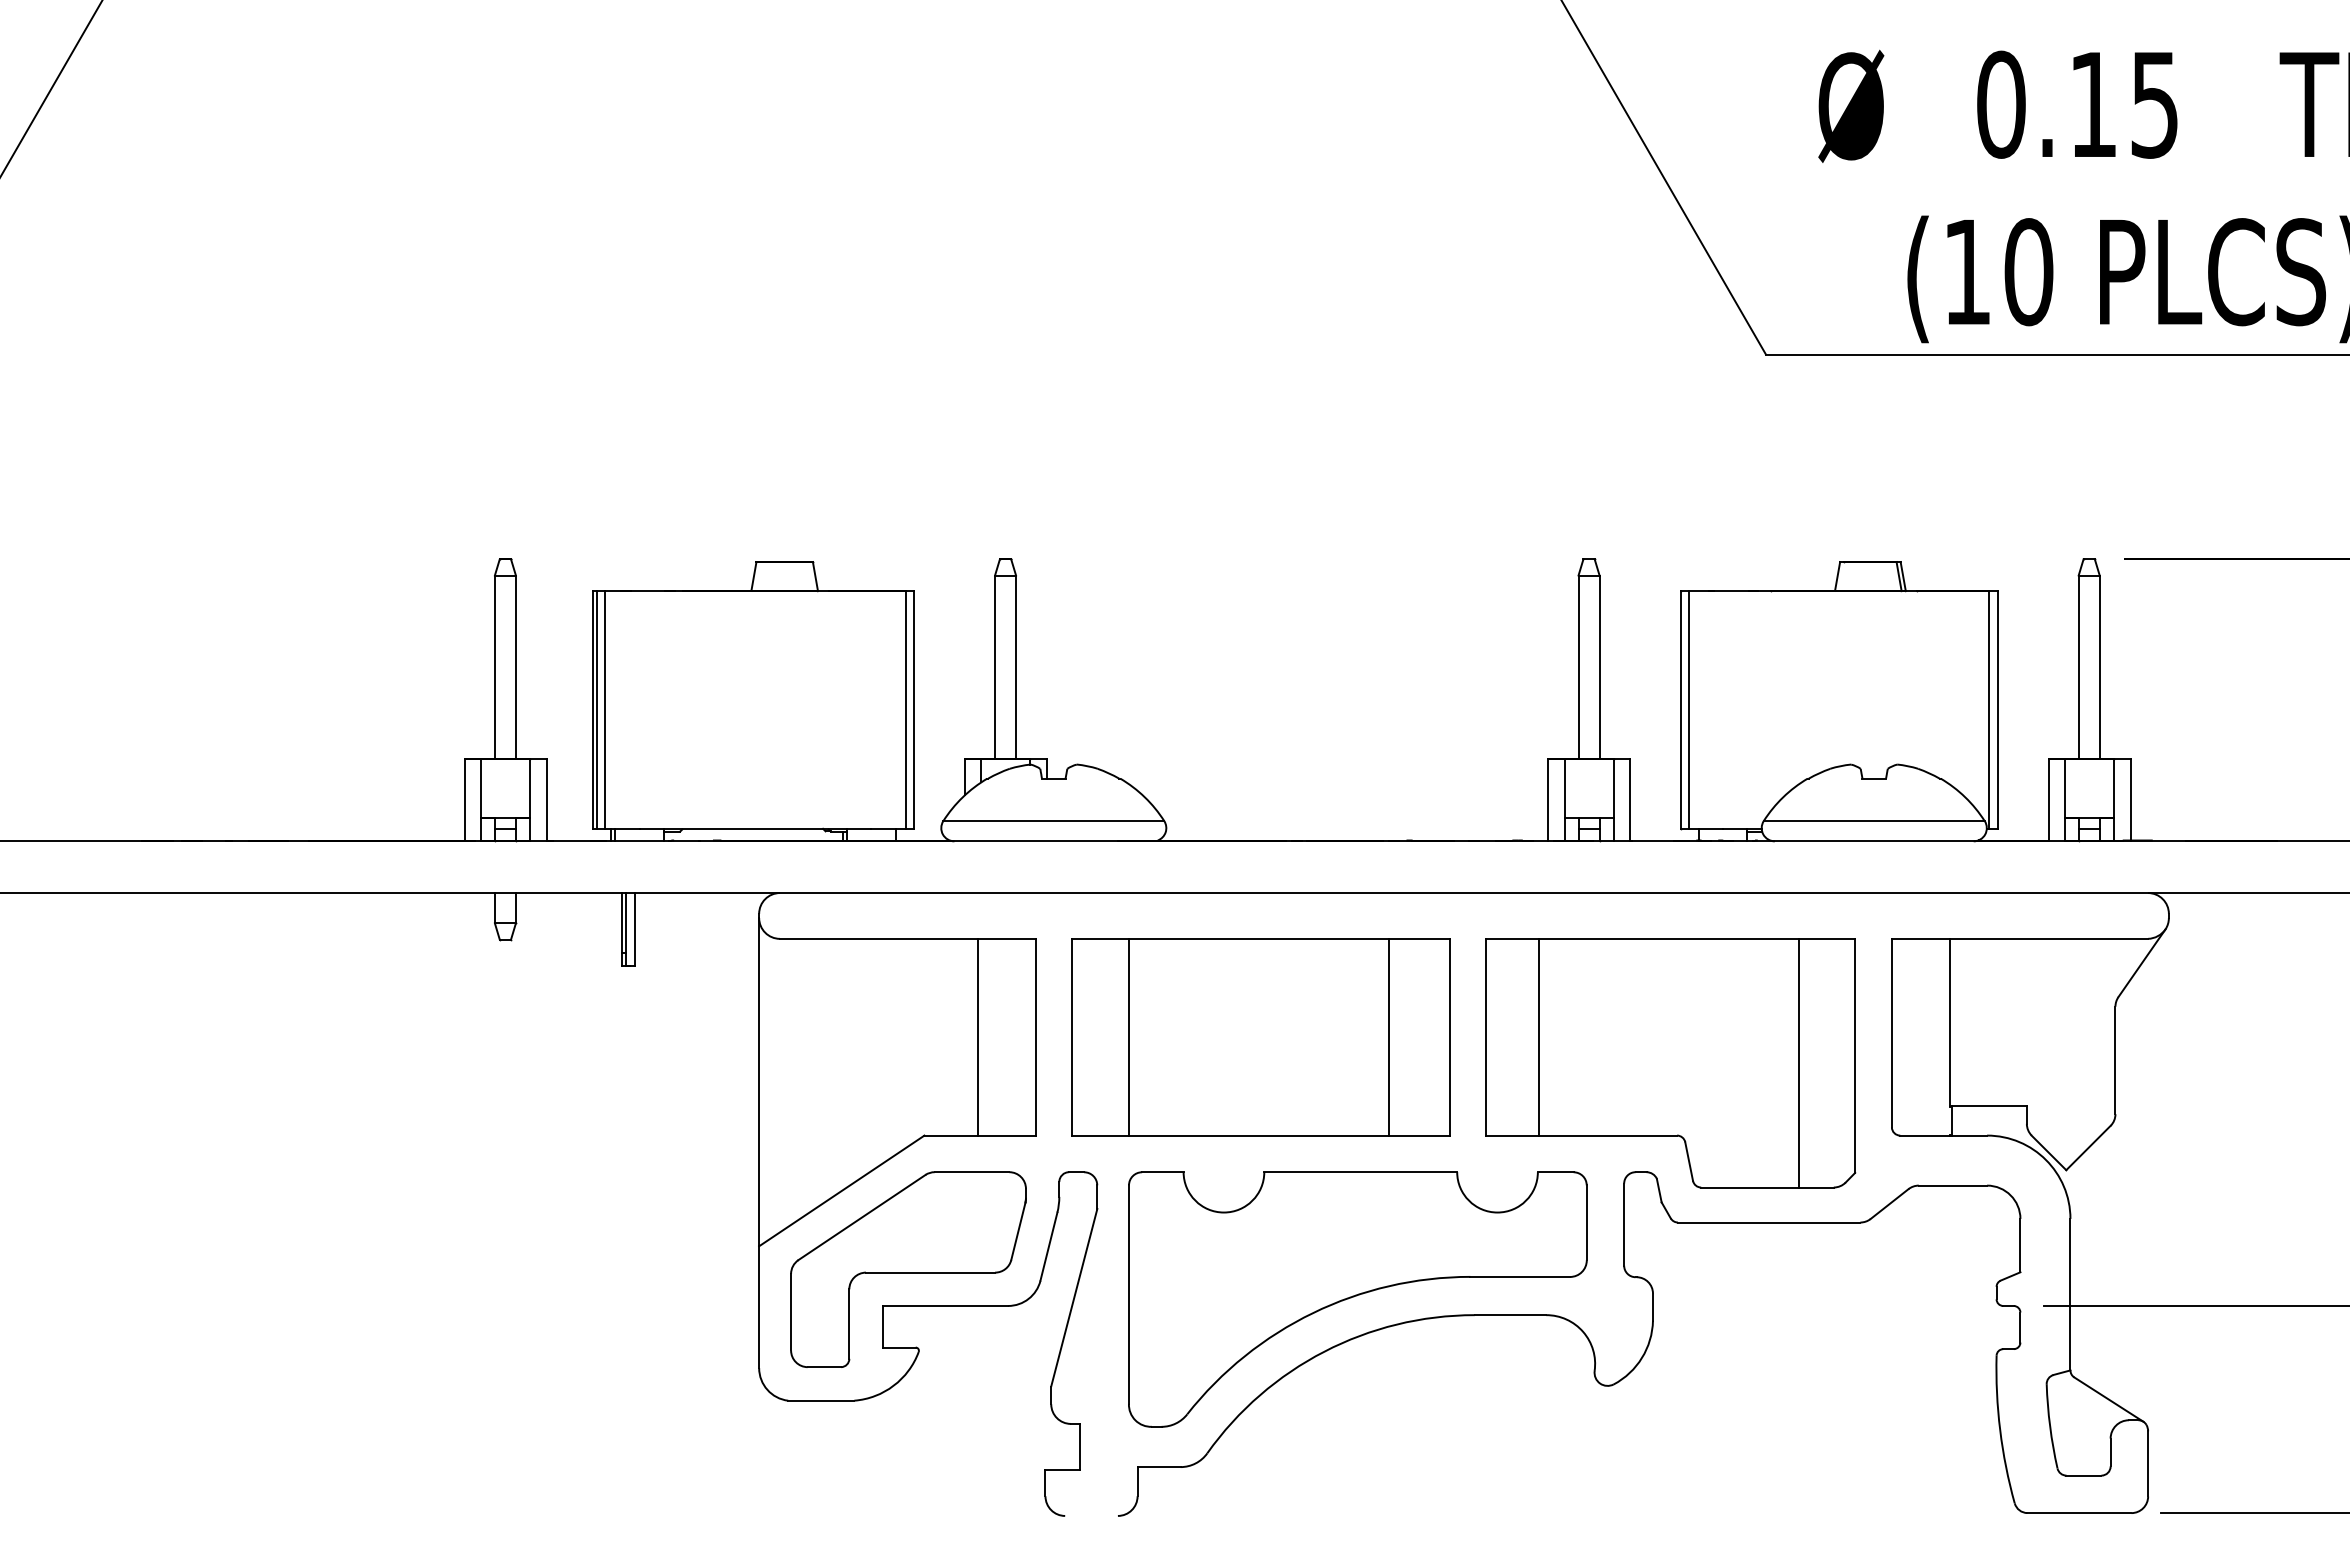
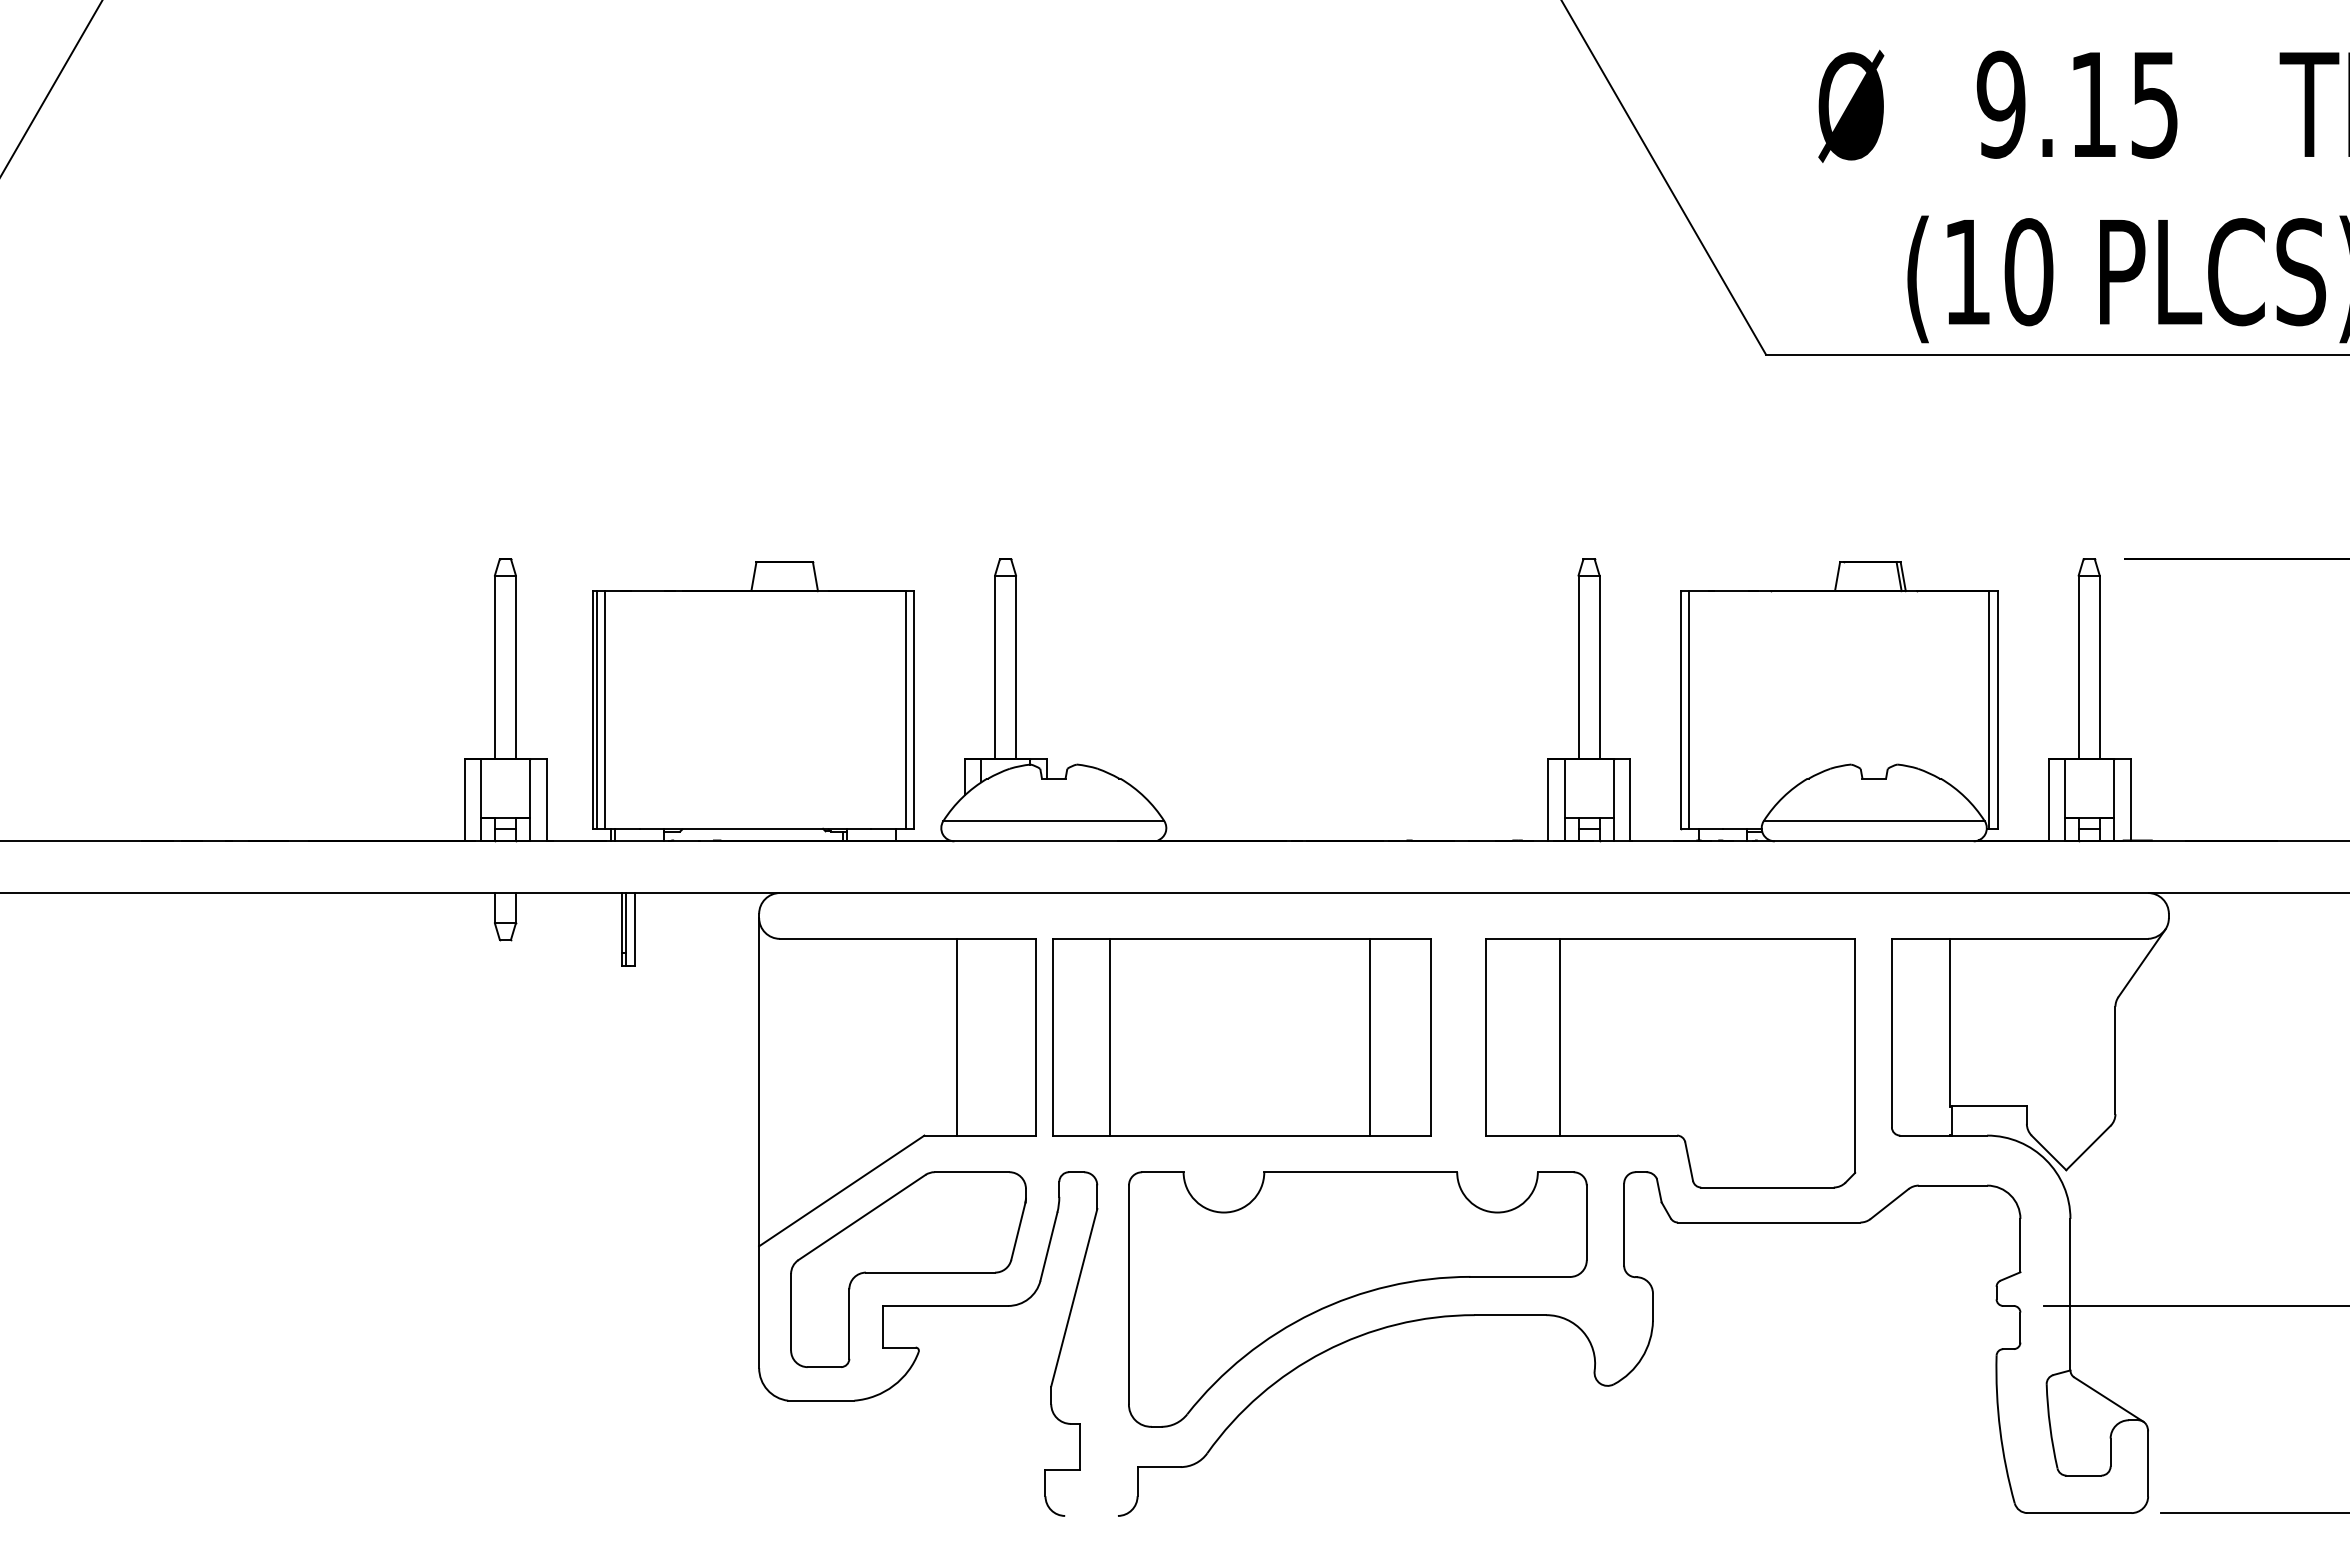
text: 0.15 -> 9.15 (2000, 104)
line position: (978, 1036) -> (957, 1036) (957, 1036)
line position: (1539, 1036) -> (1560, 1036) (1560, 1036)
part position: (1260, 1037) -> (1241, 1037) (1241, 1037)
line: present -> none (1798, 1062)
